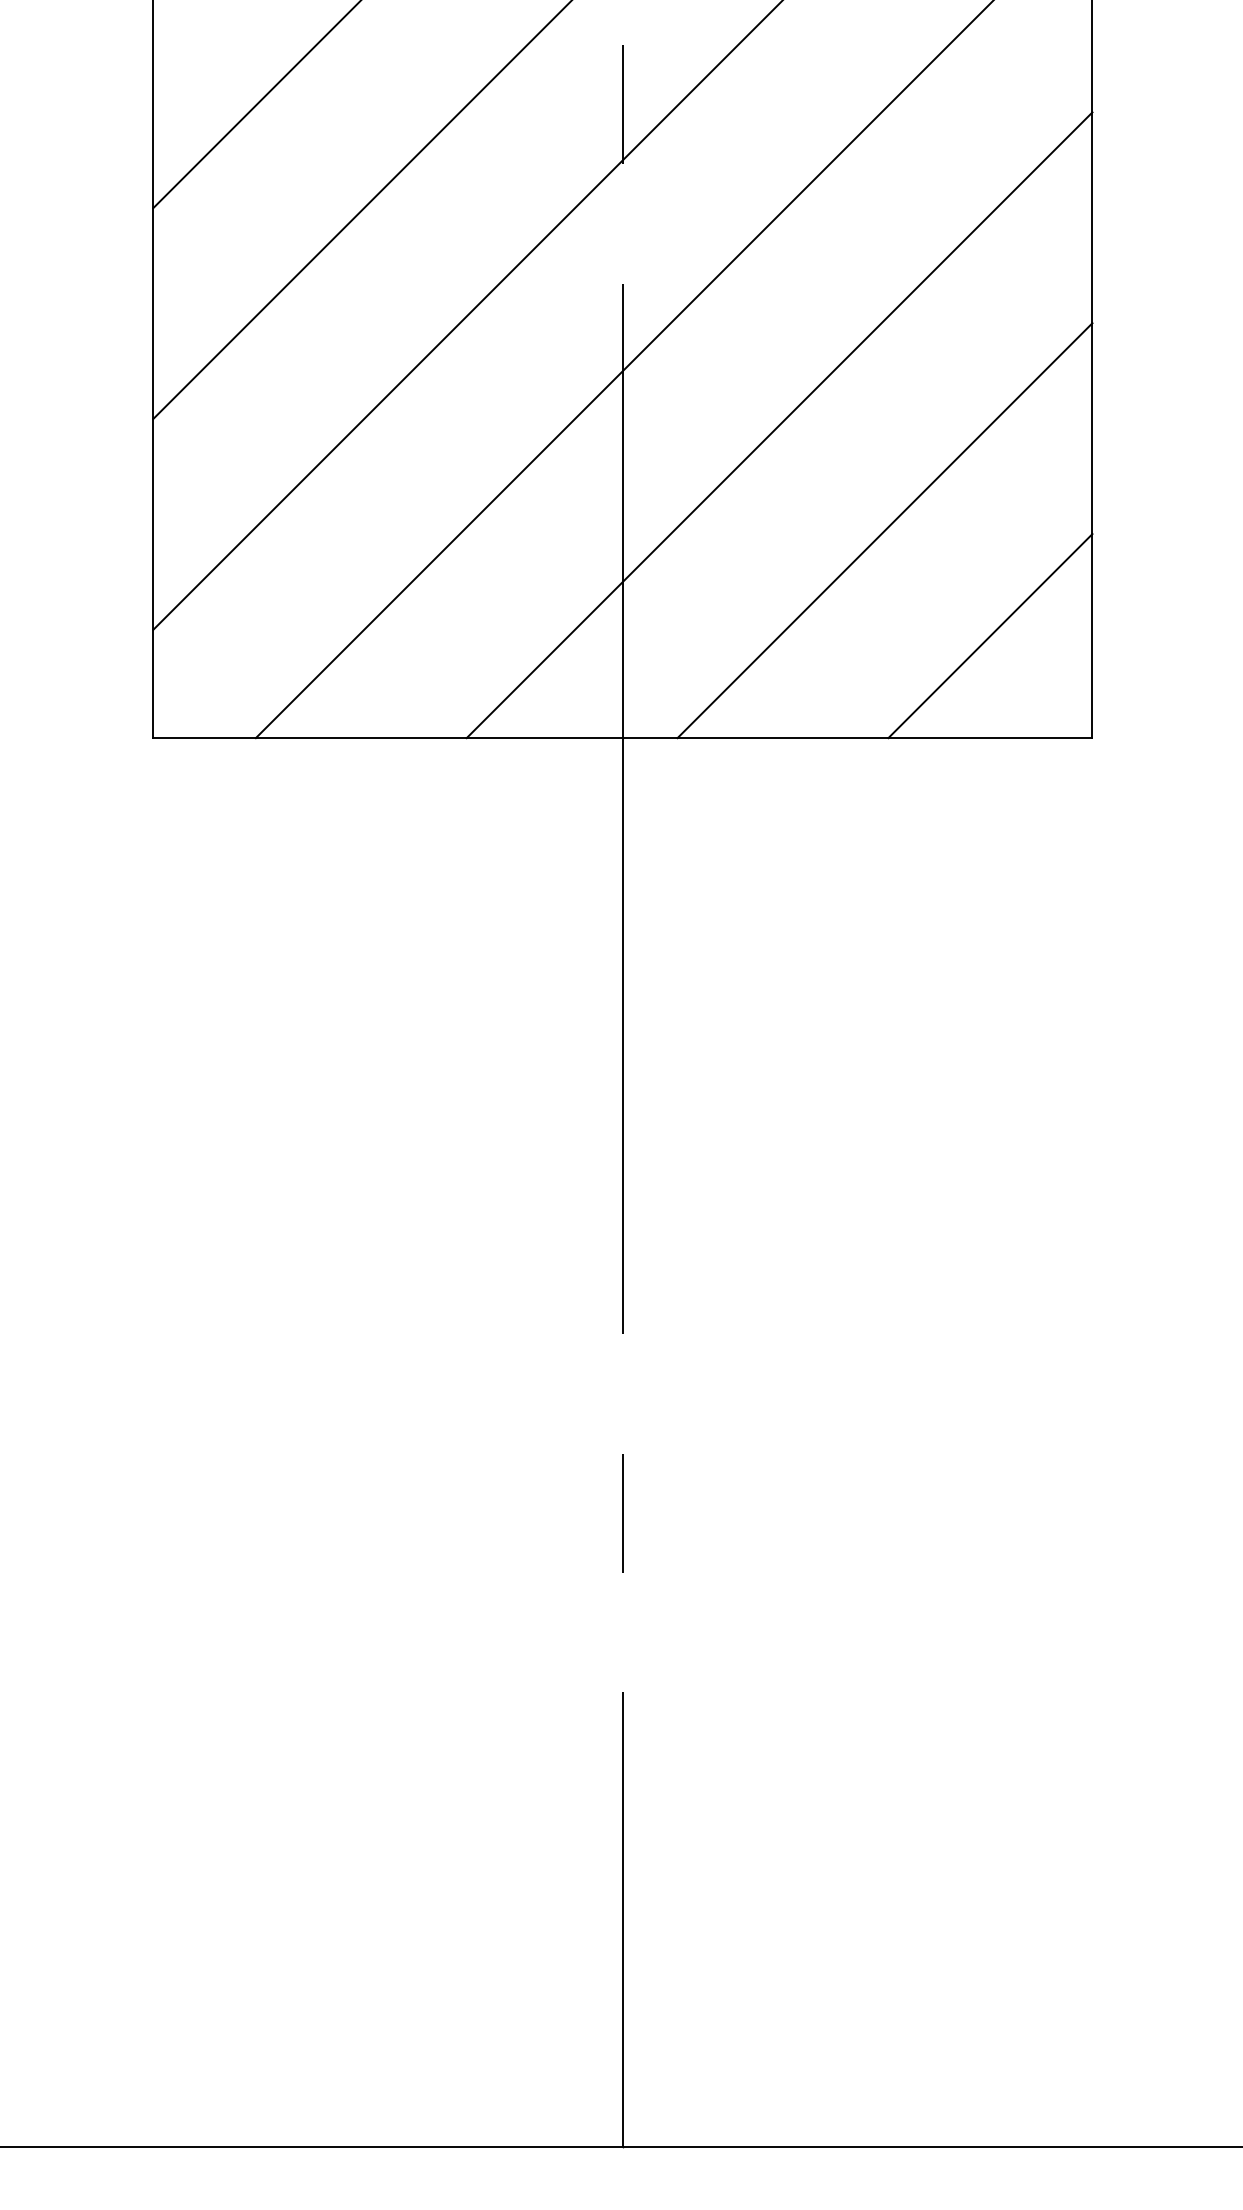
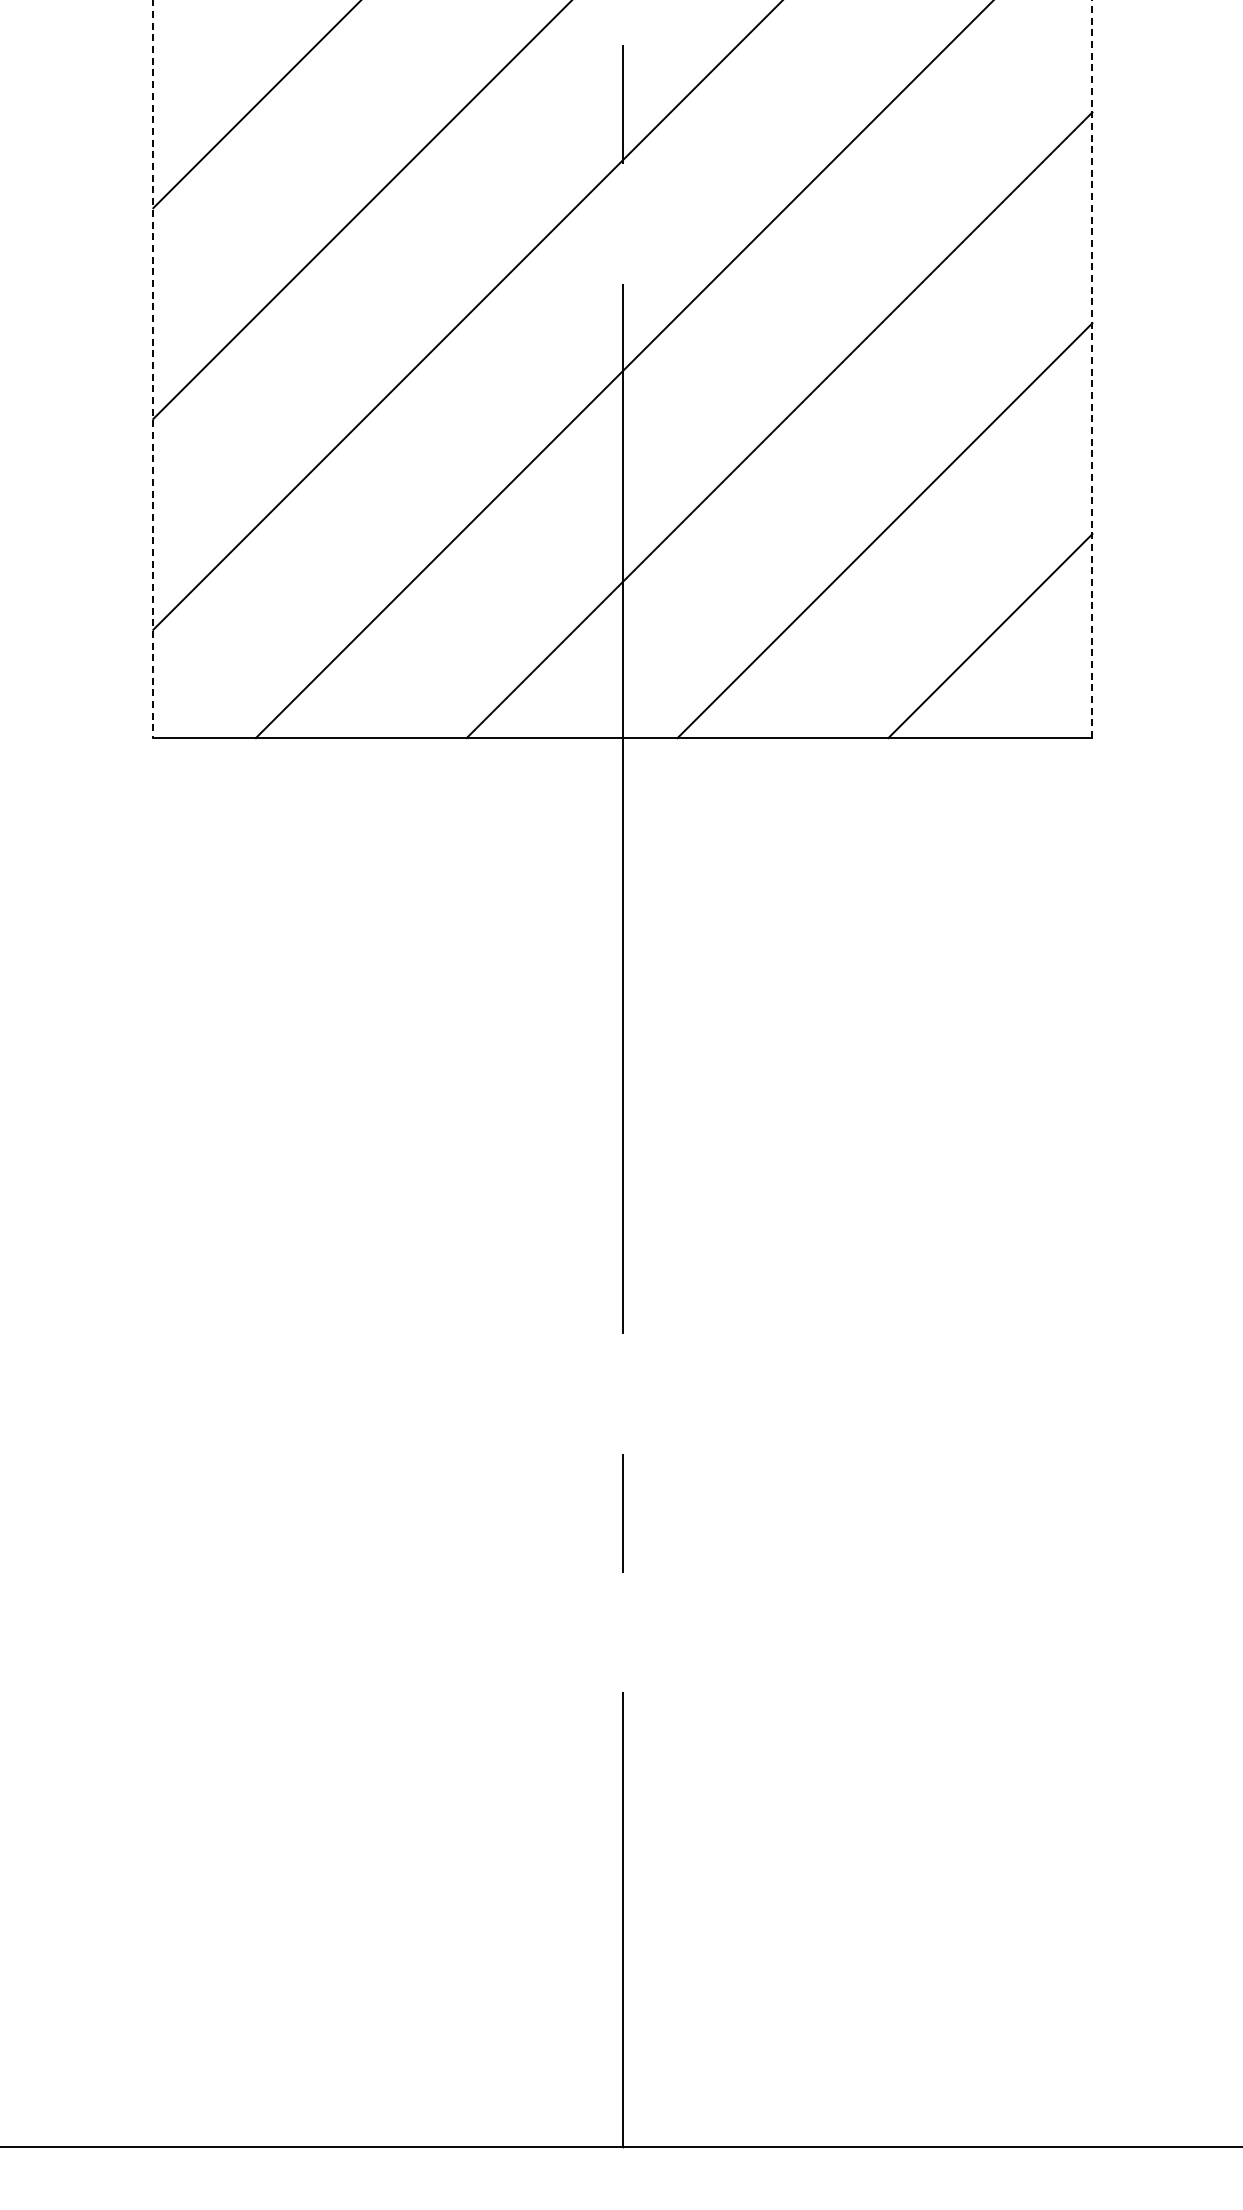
line: solid -> dashed (153, 369)
line: solid -> dashed (1092, 369)
